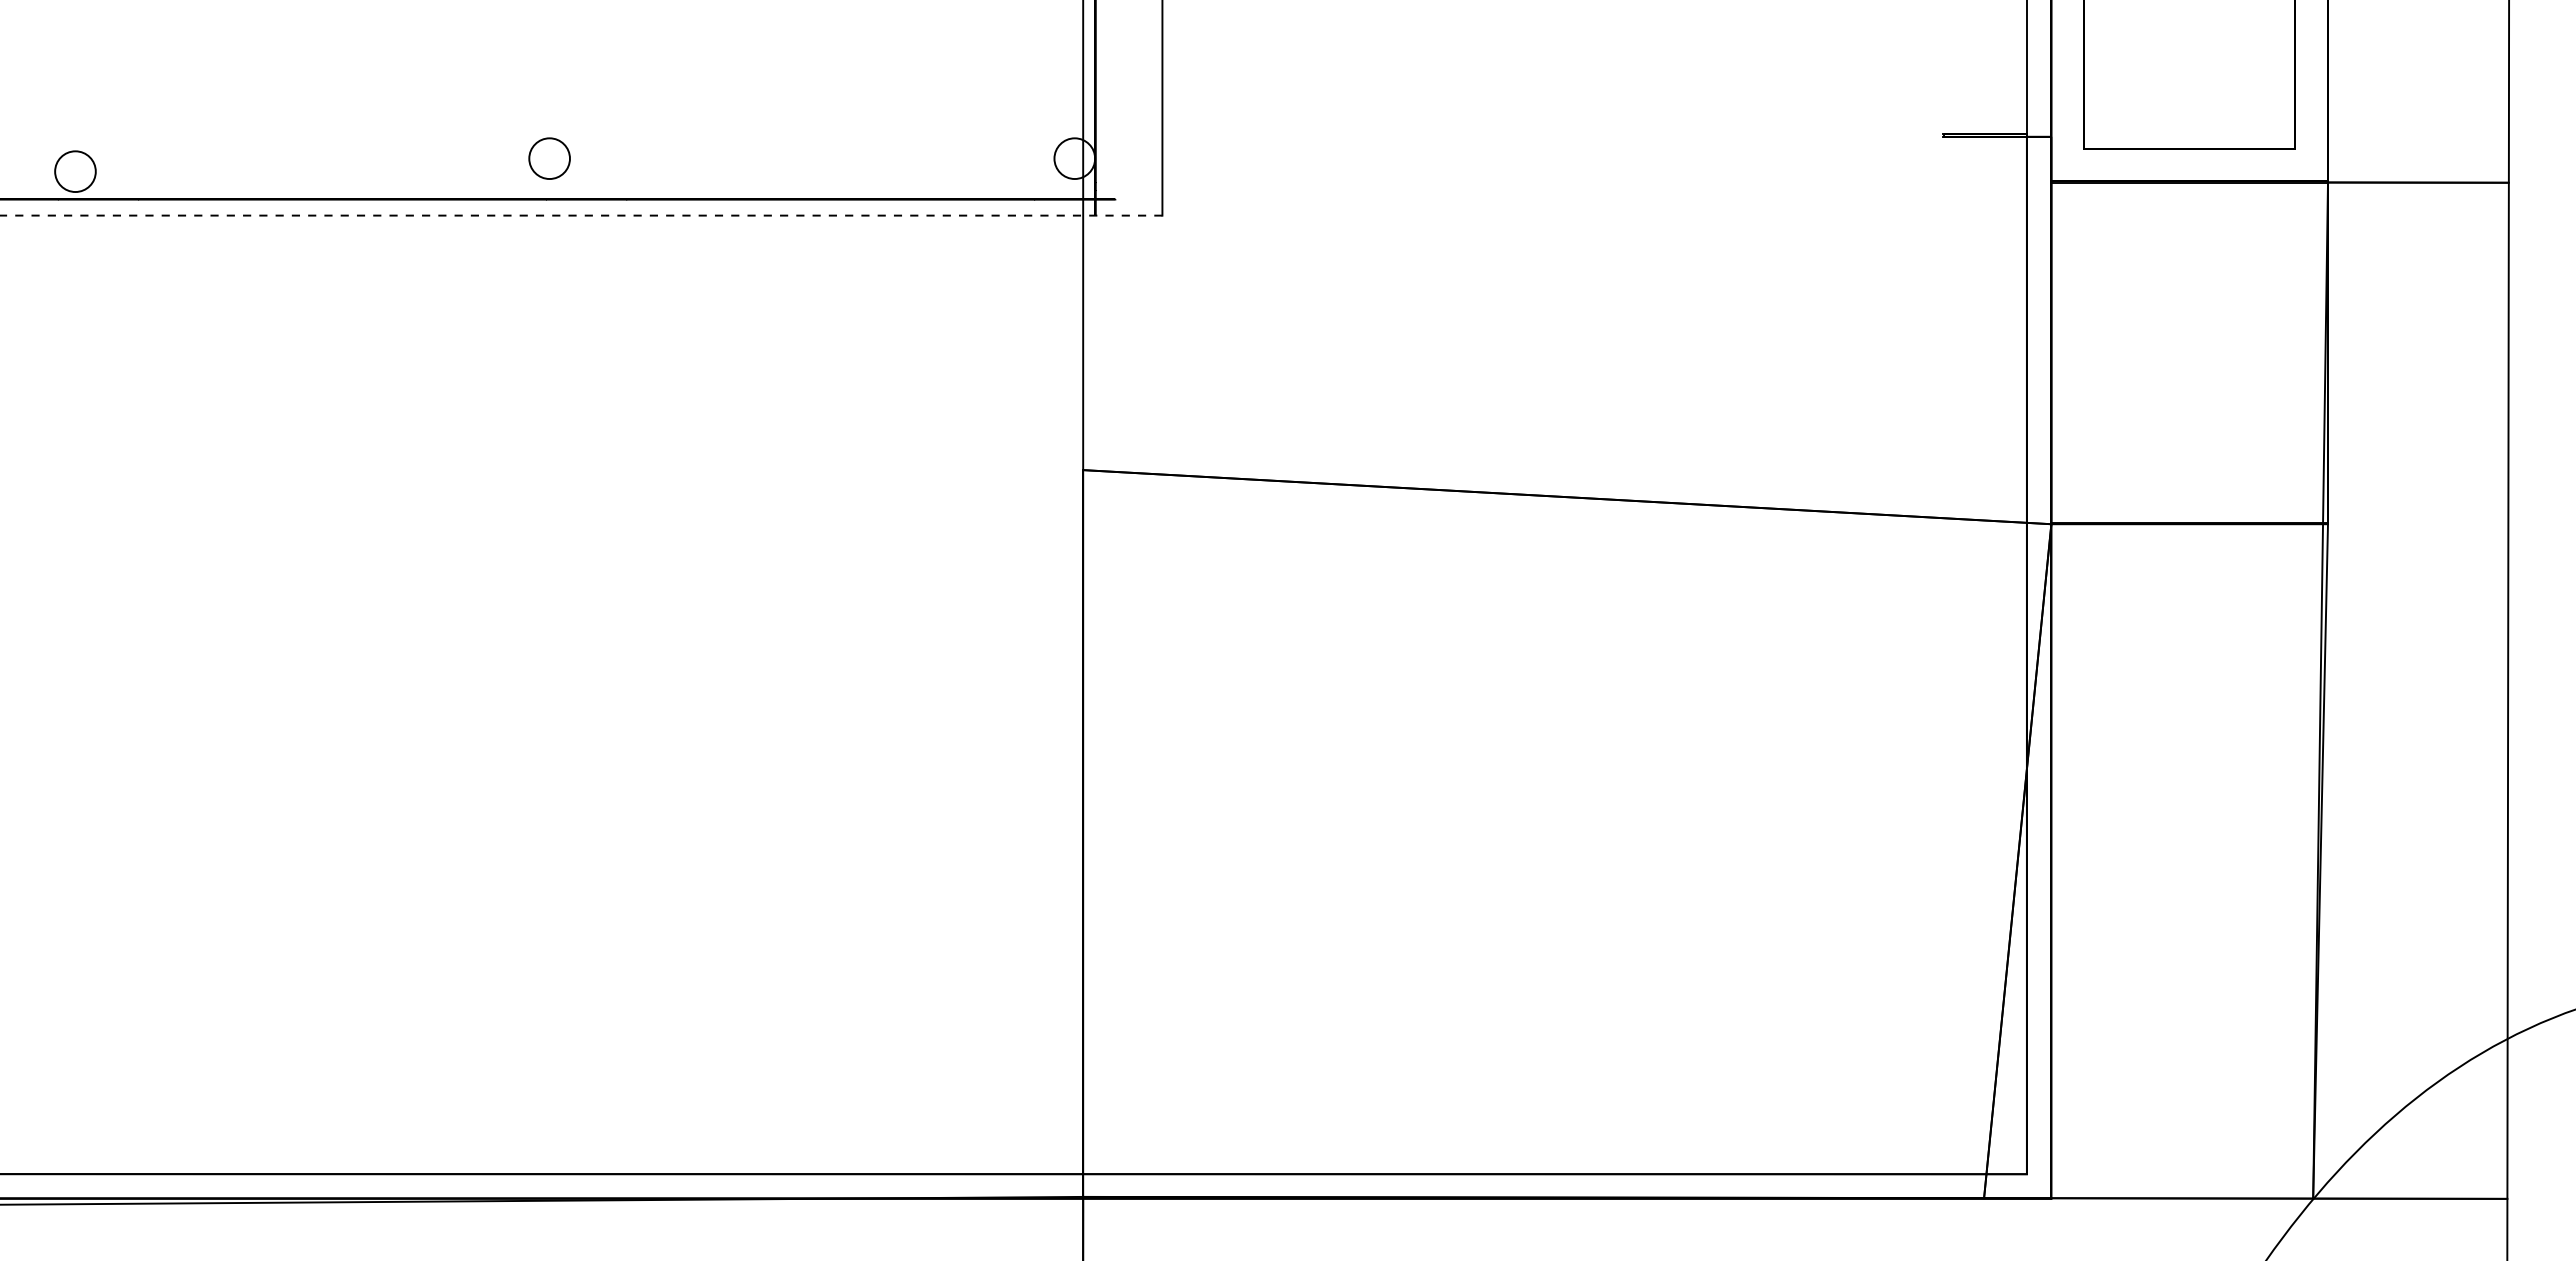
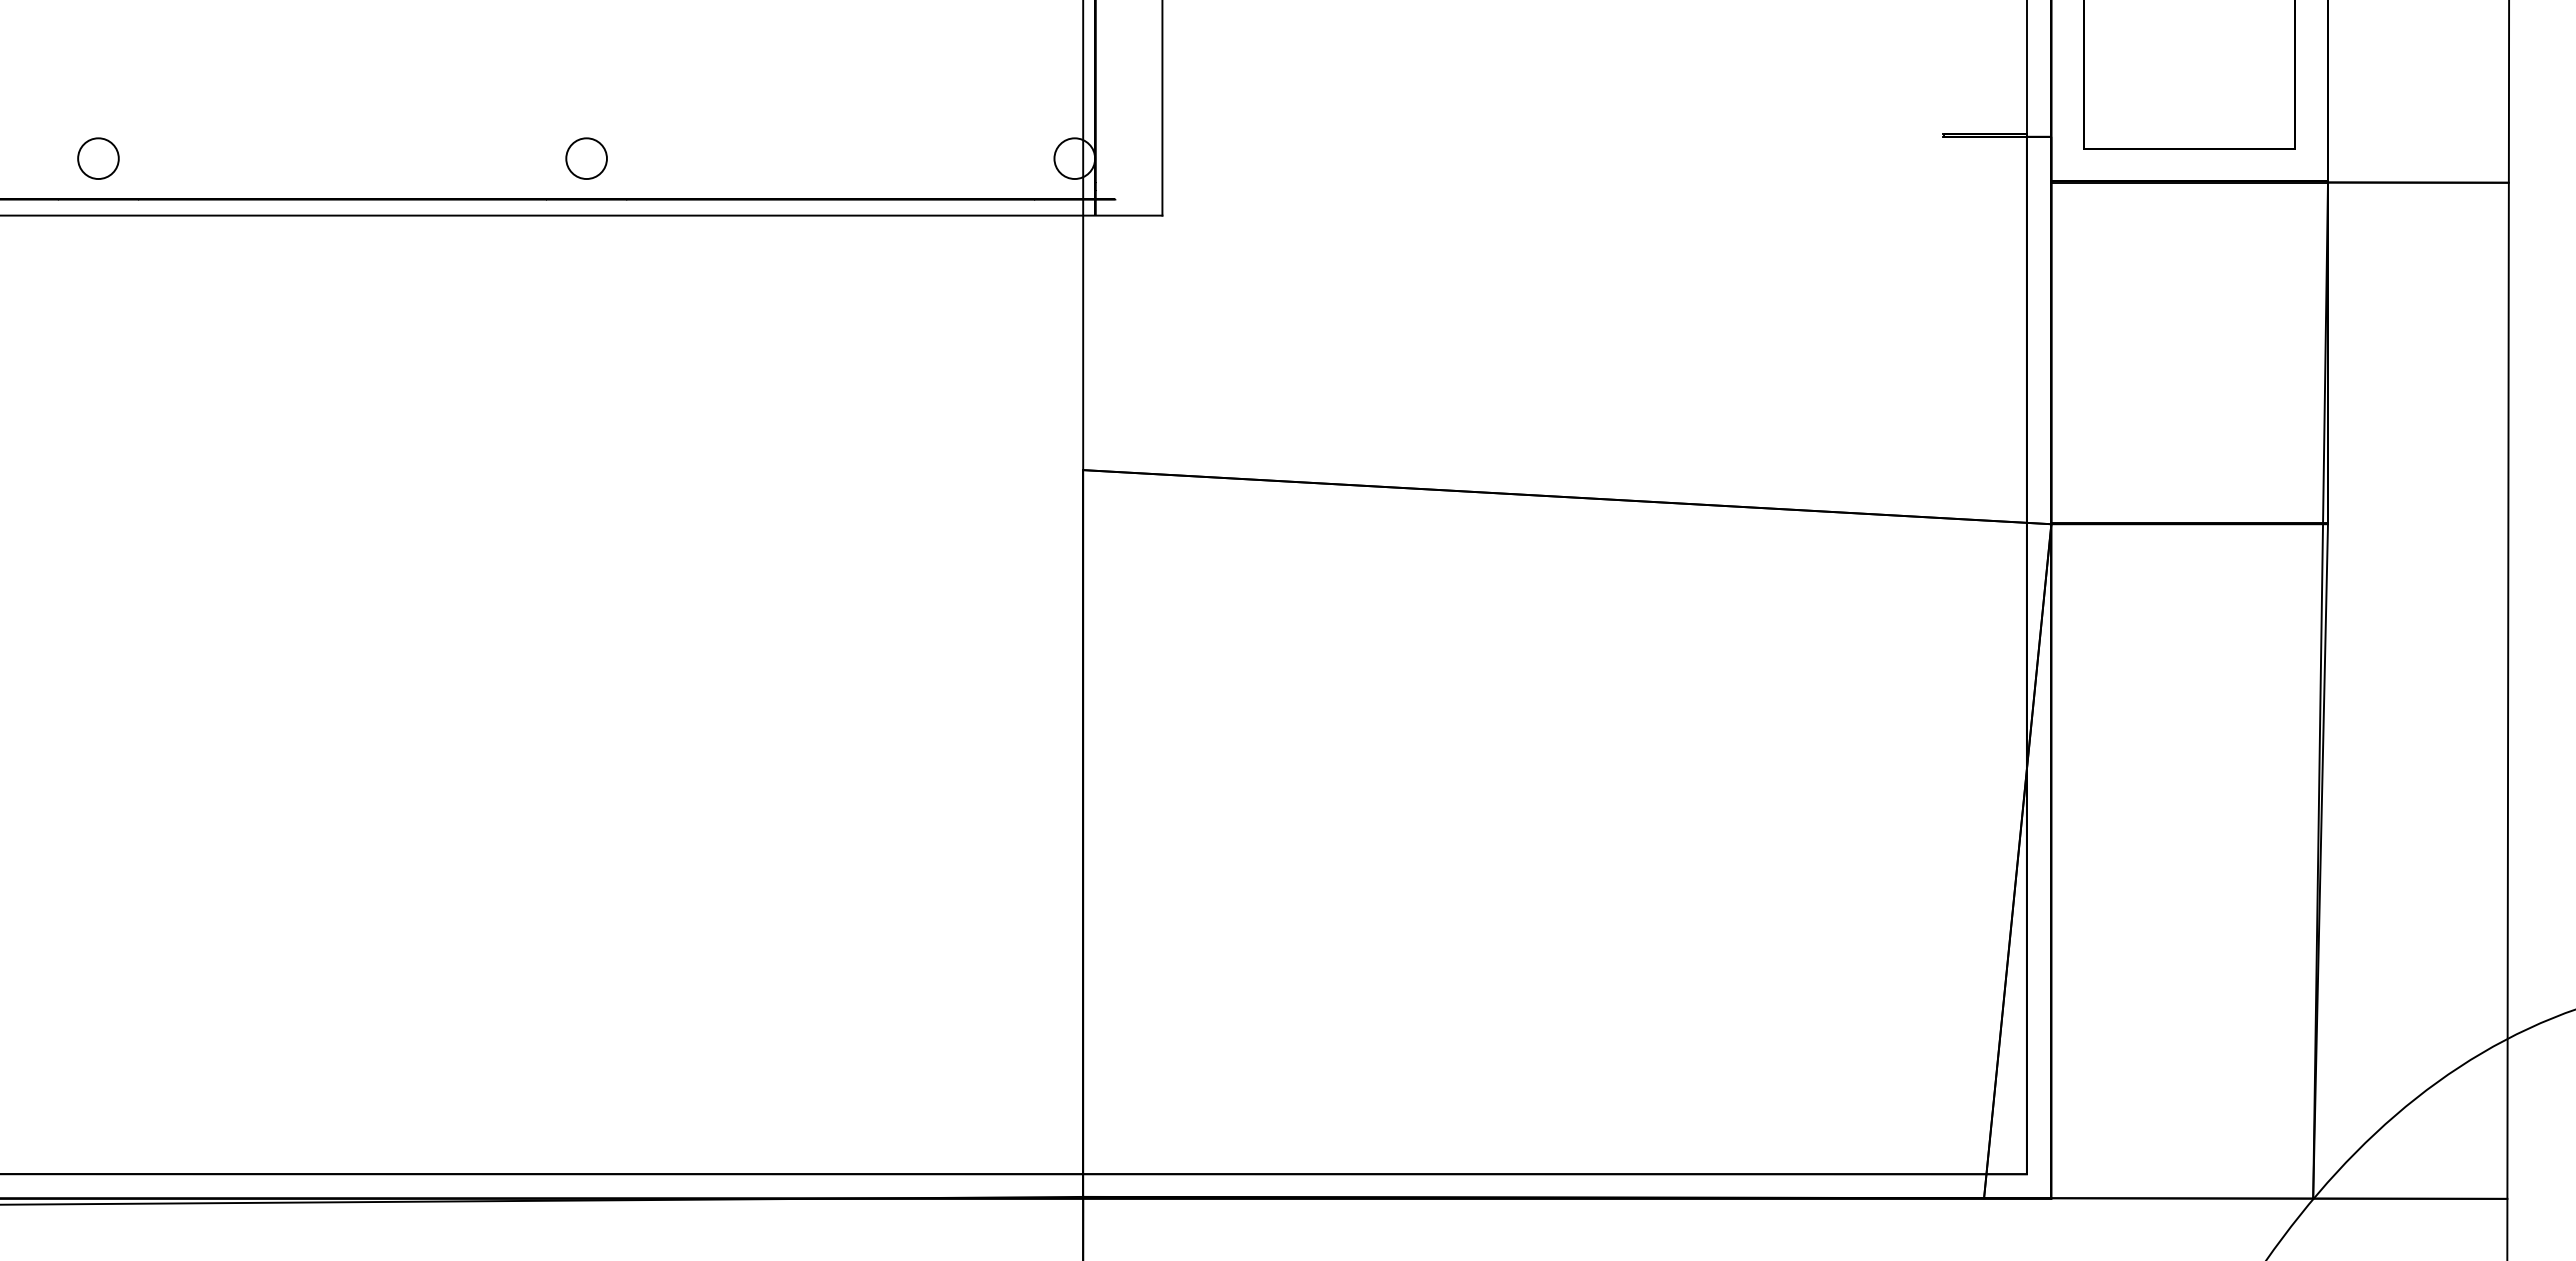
circle position: (549, 158) -> (586, 158) (586, 158)
circle position: (75, 171) -> (98, 158) (98, 158)
line: dashed -> solid (581, 215)
